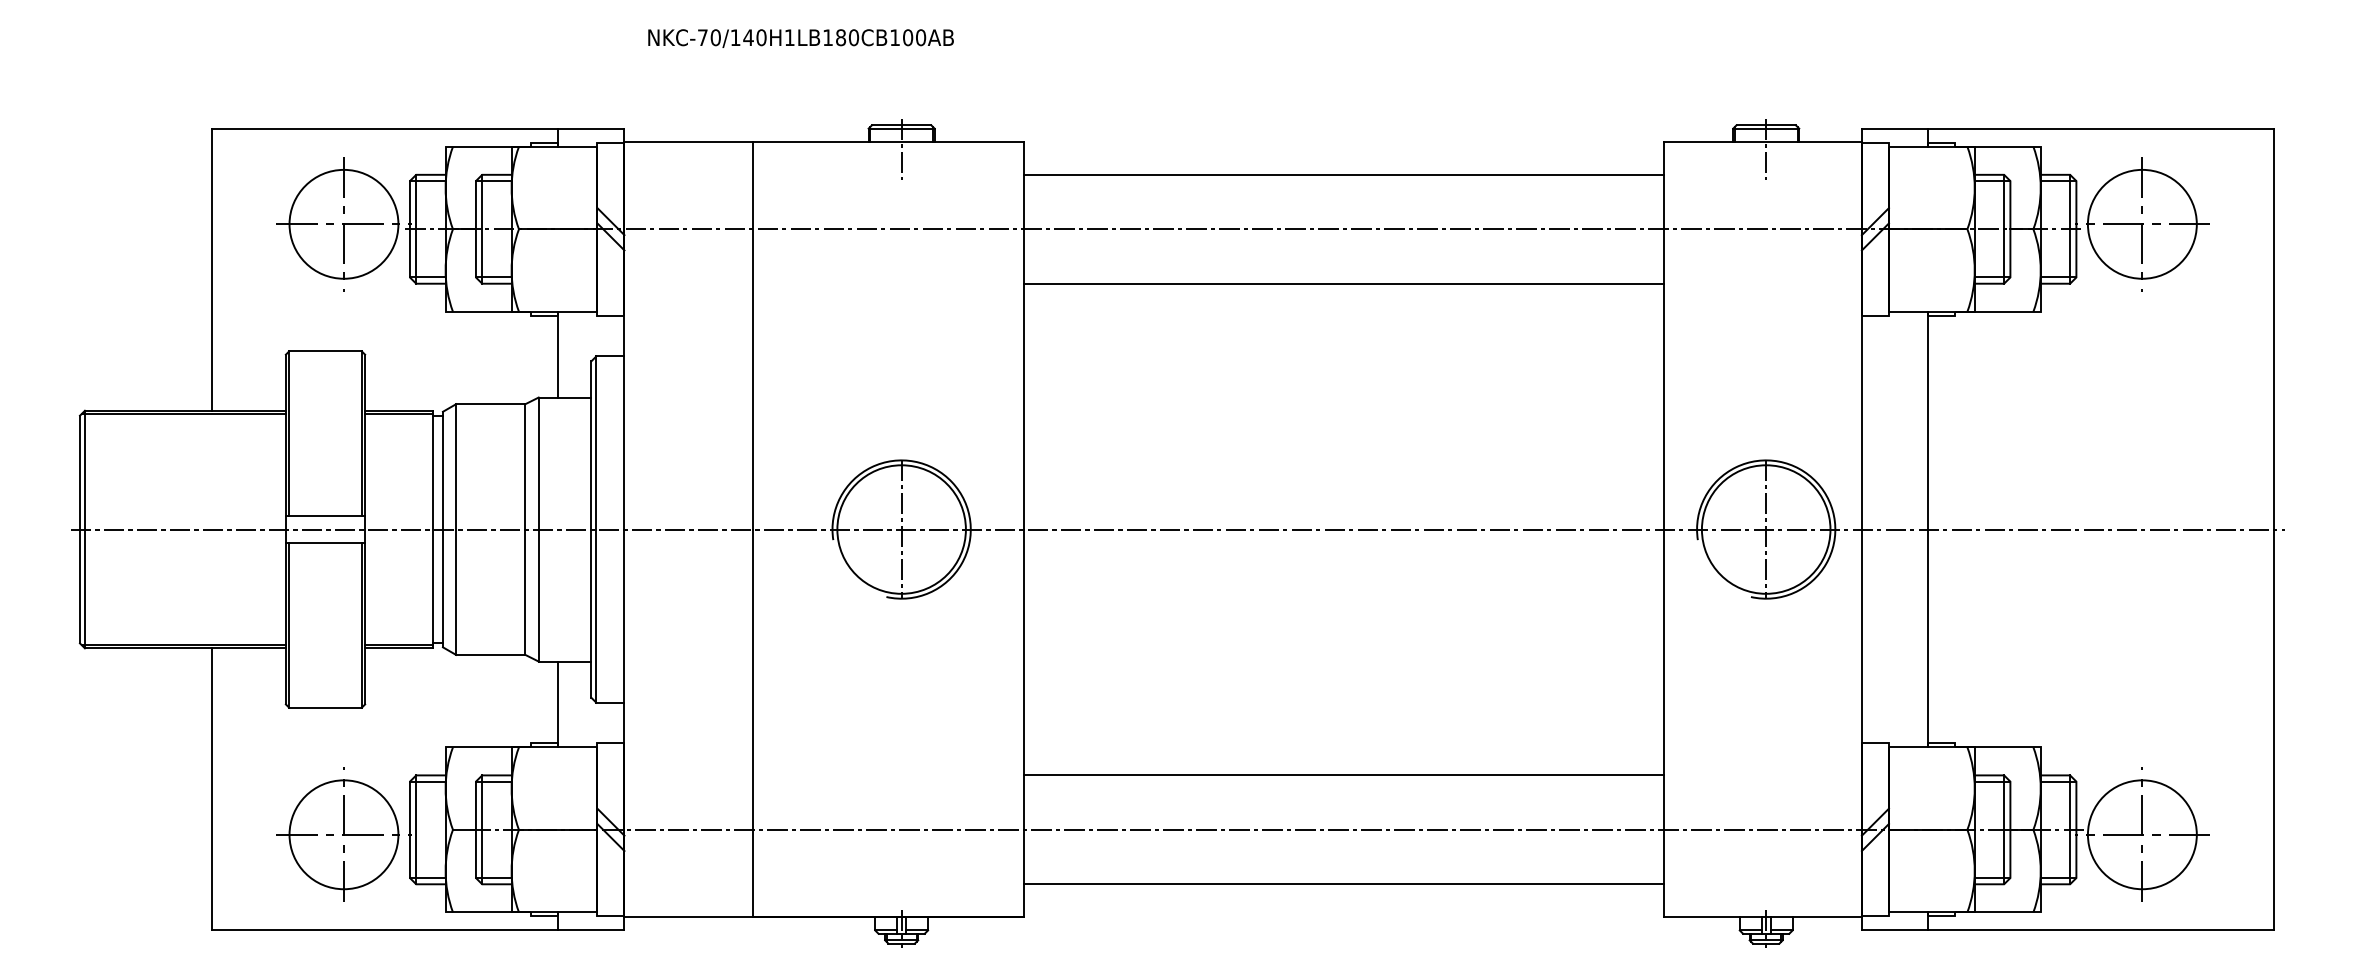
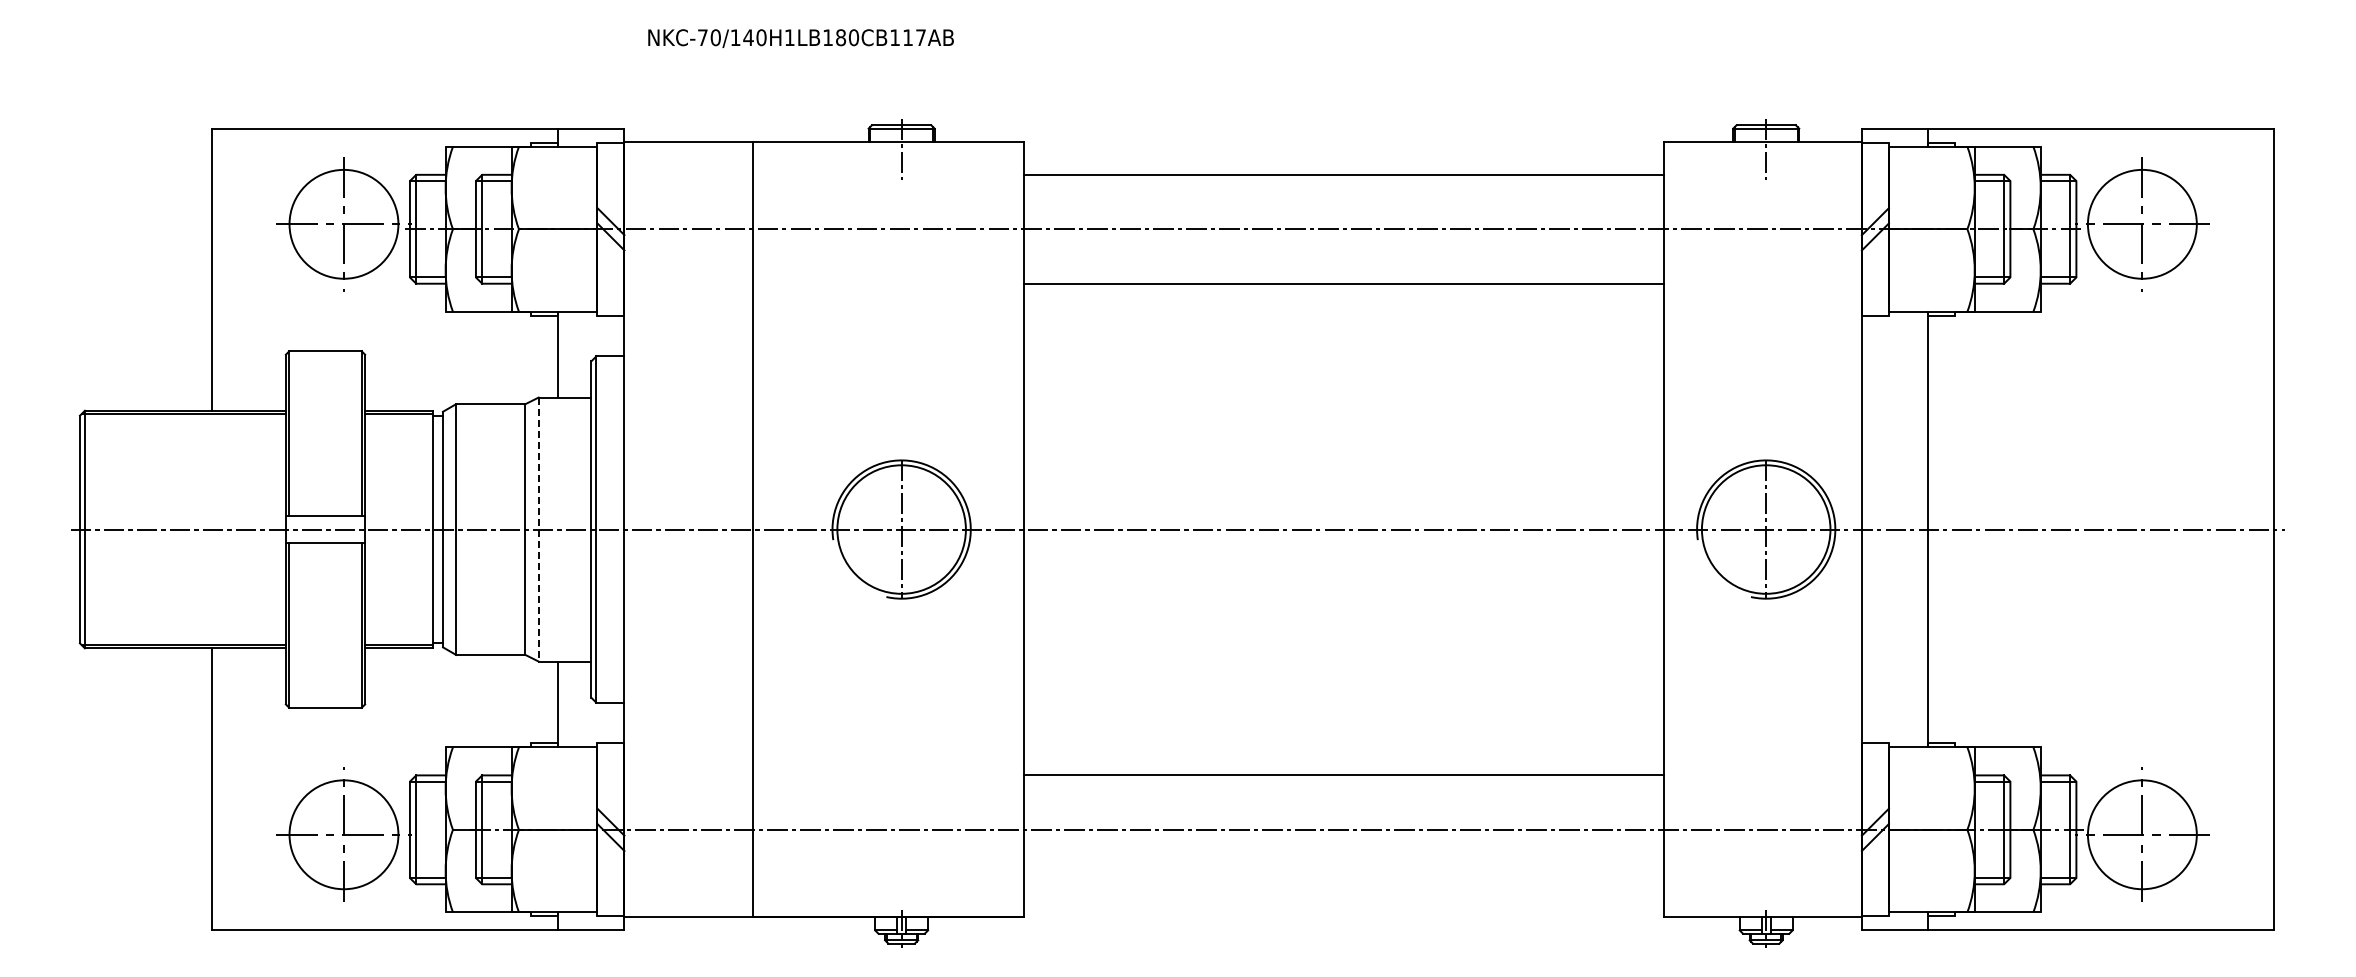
text: NKC-70/140H1LB180CB100AB -> NKC-70/140H1LB180CB117AB (914, 37)
line: solid -> dashed (538, 529)
line: present -> none (1343, 884)
